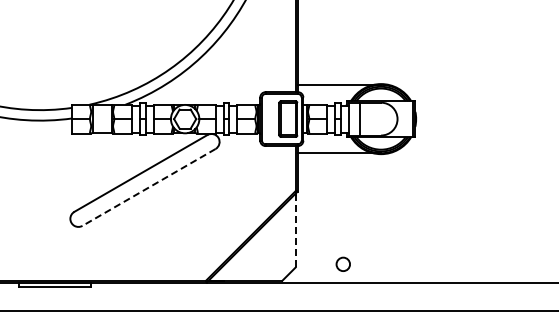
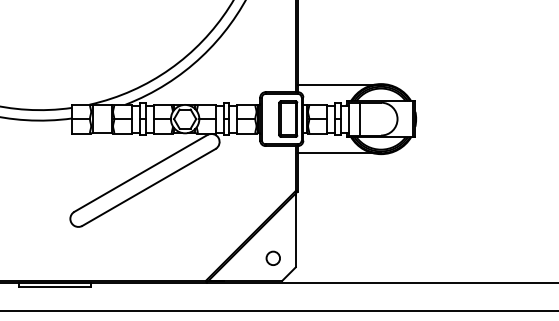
line: dashed -> solid (149, 187)
line: dashed -> solid (295, 231)
circle position: (342, 263) -> (272, 257) (272, 257)
